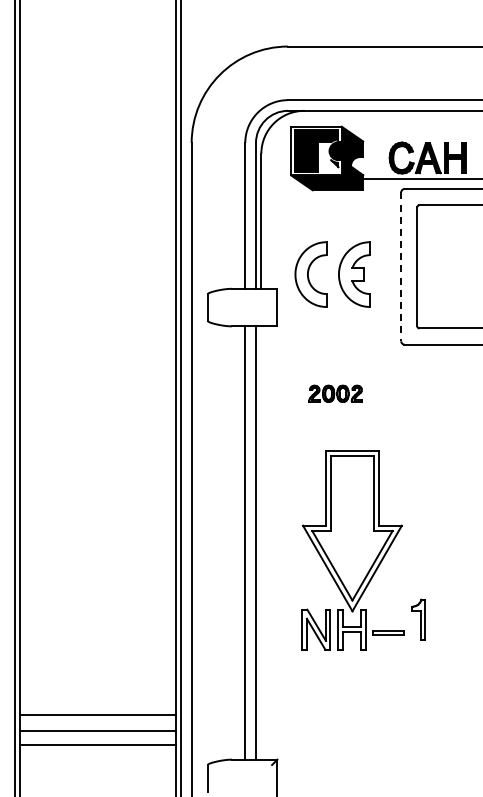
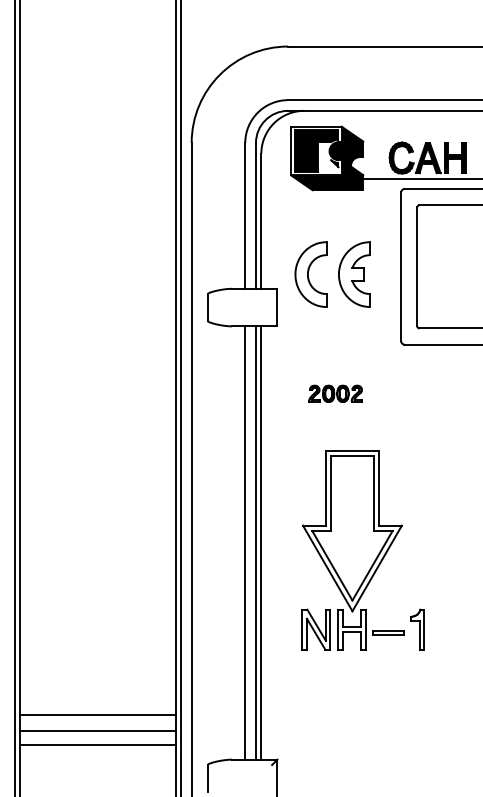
line: dashed -> solid (401, 267)
line: none -> present (261, 542)
part position: (418, 619) -> (417, 629) (417, 629)
